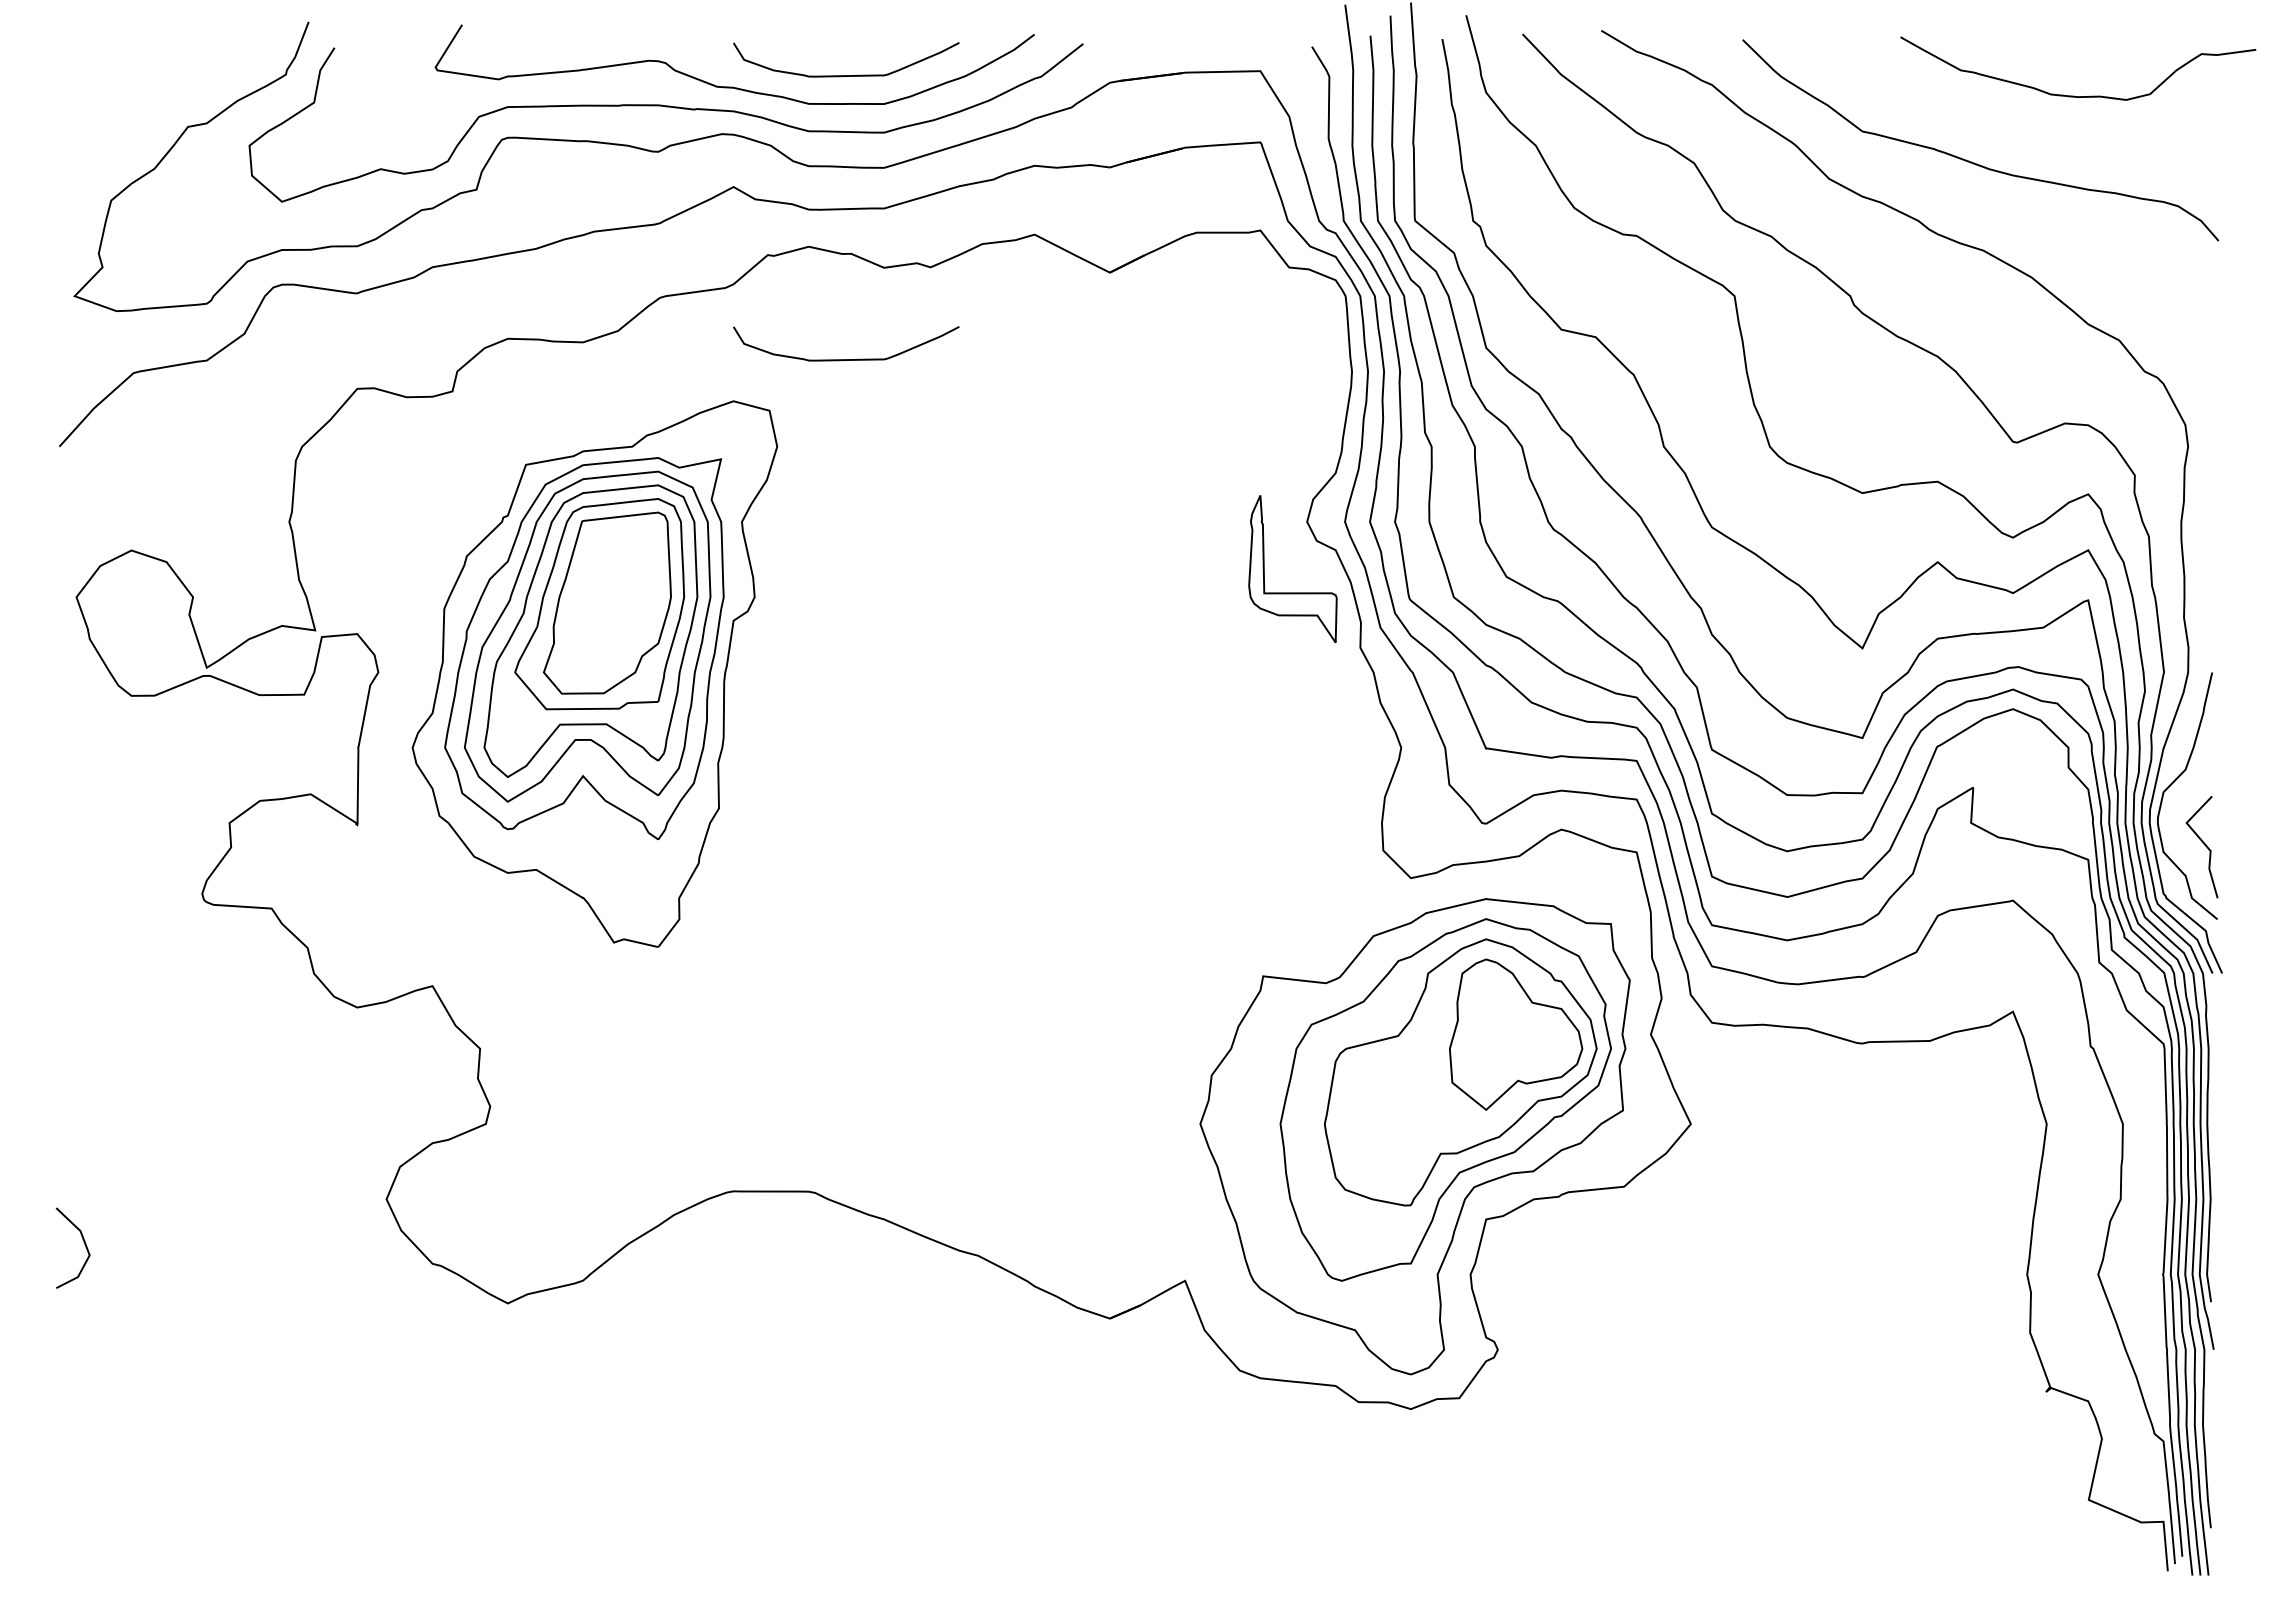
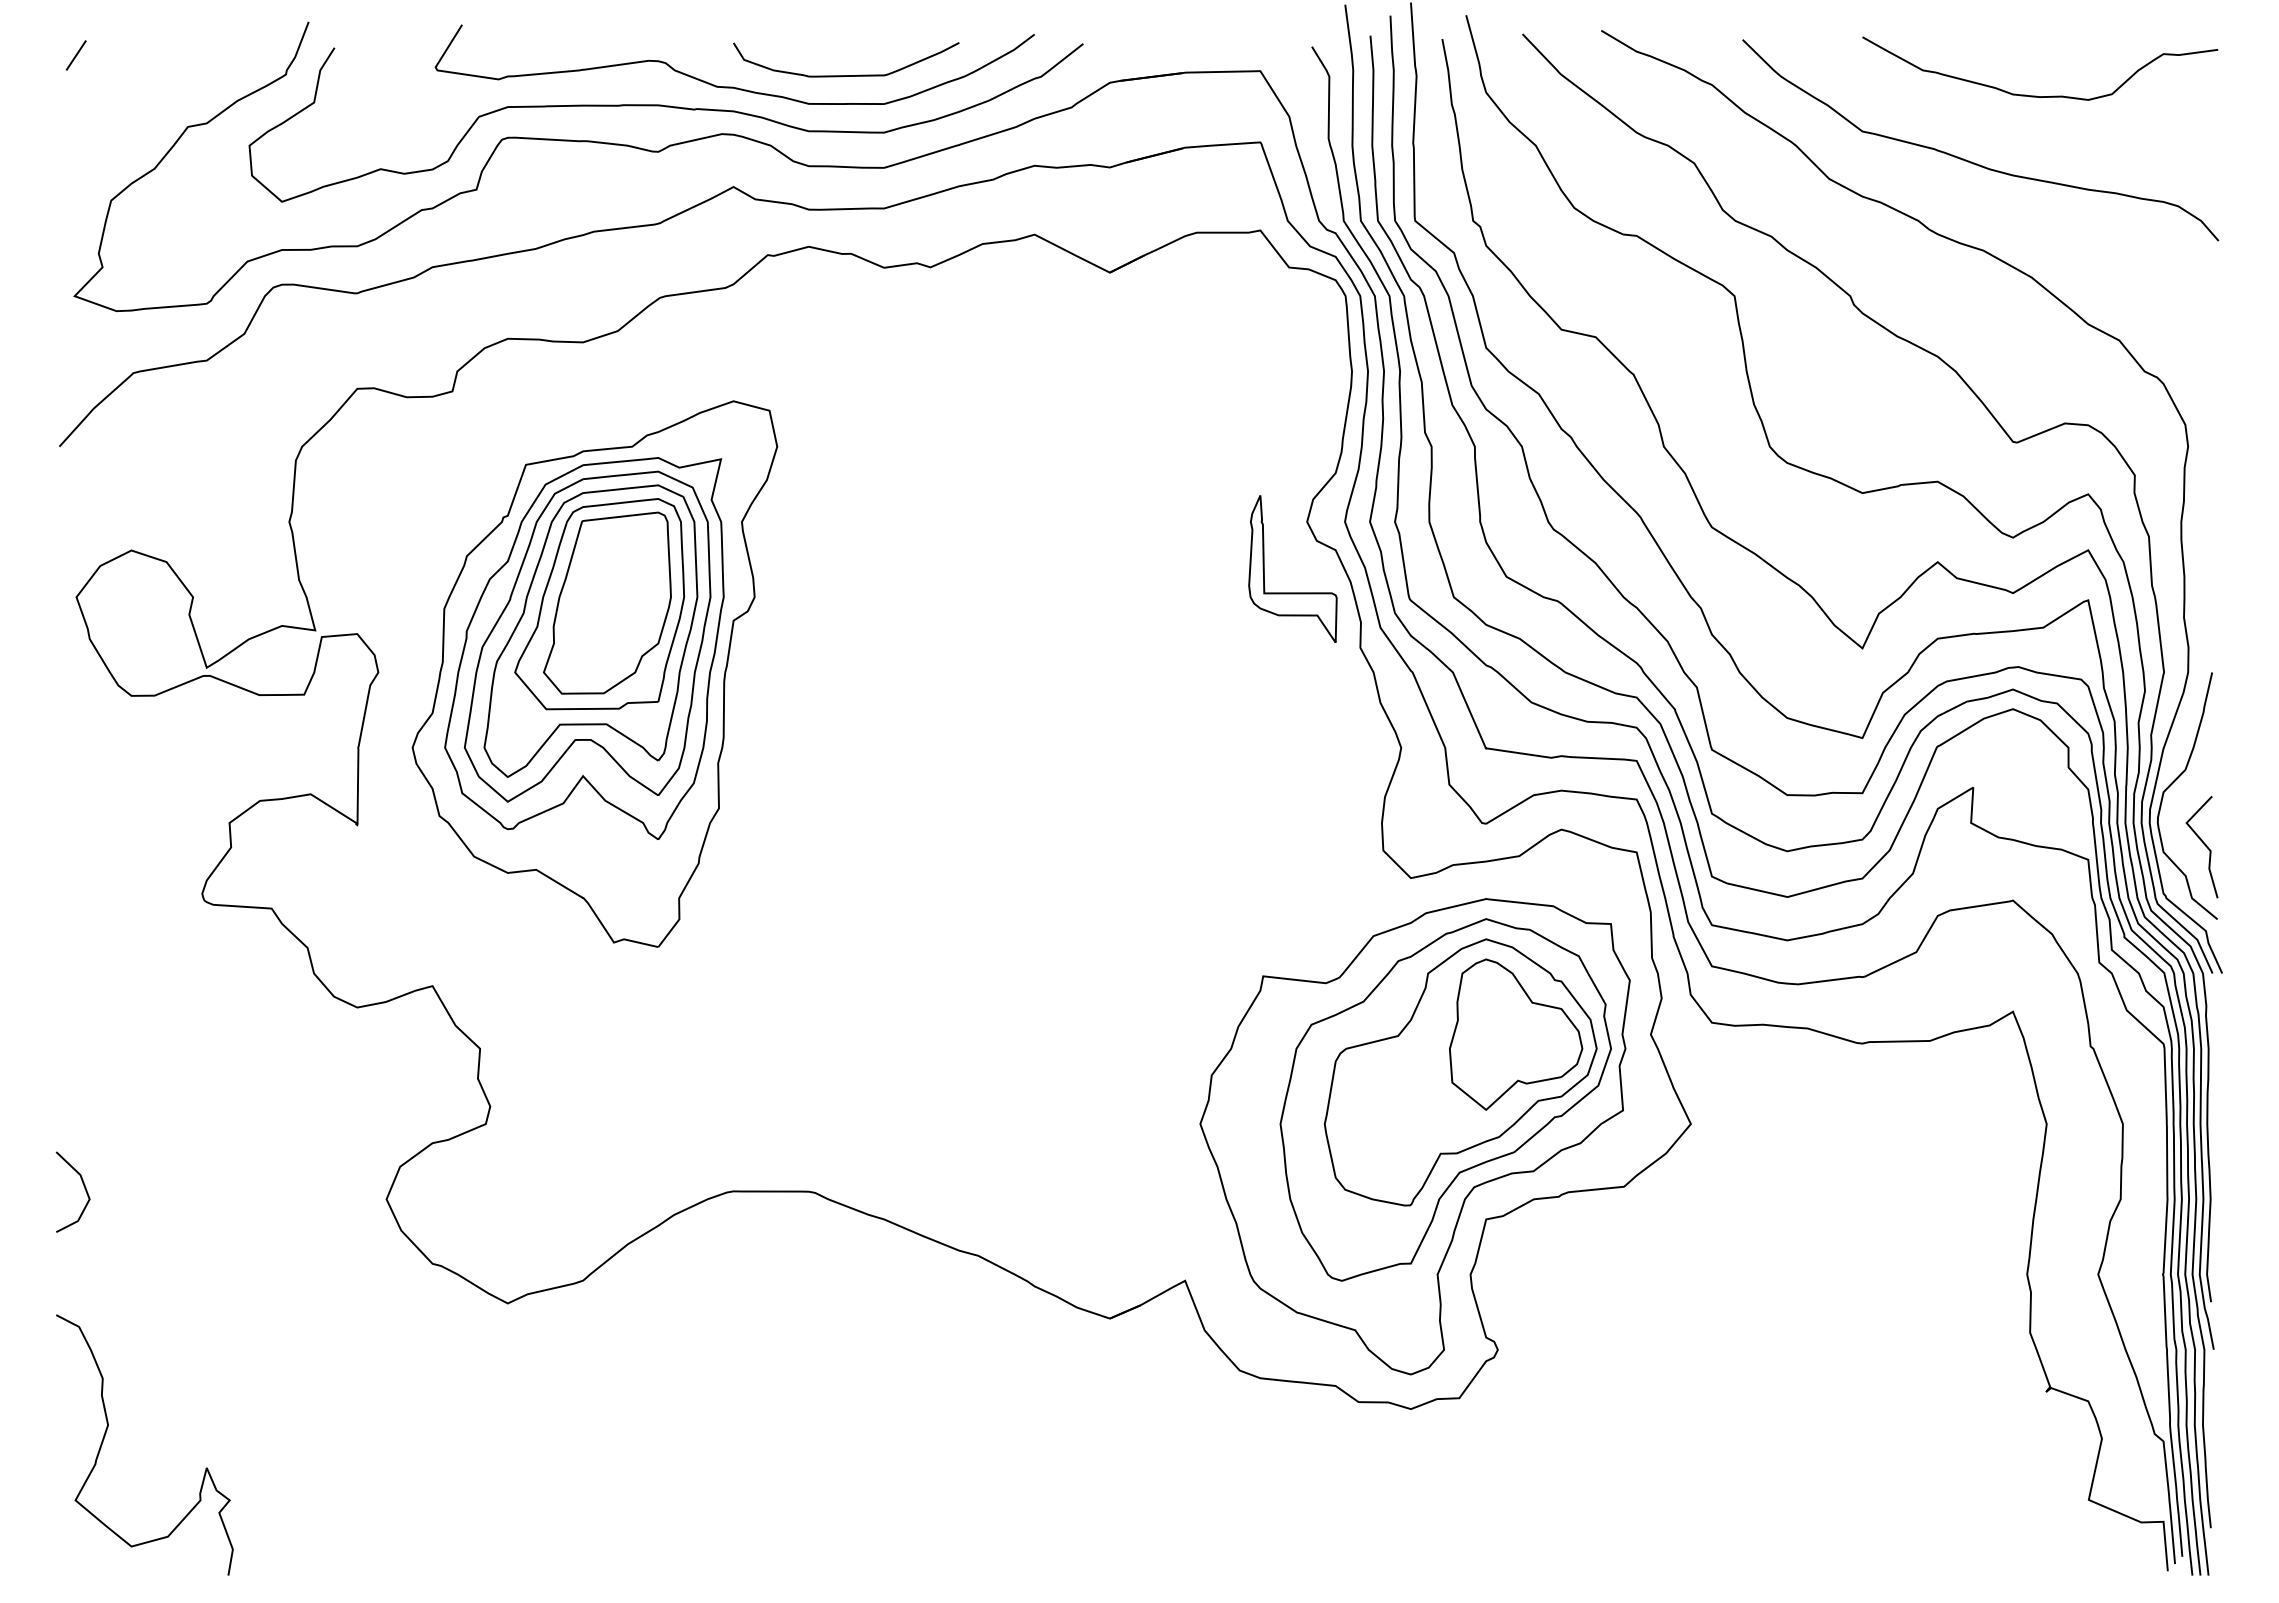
line: none -> present (75, 55)
curve position: (2074, 95) -> (2036, 95) (2036, 95)
curve: present -> none (846, 359)
line position: (83, 1242) -> (83, 1186) (83, 1186)
curve: none -> present (107, 1430)
